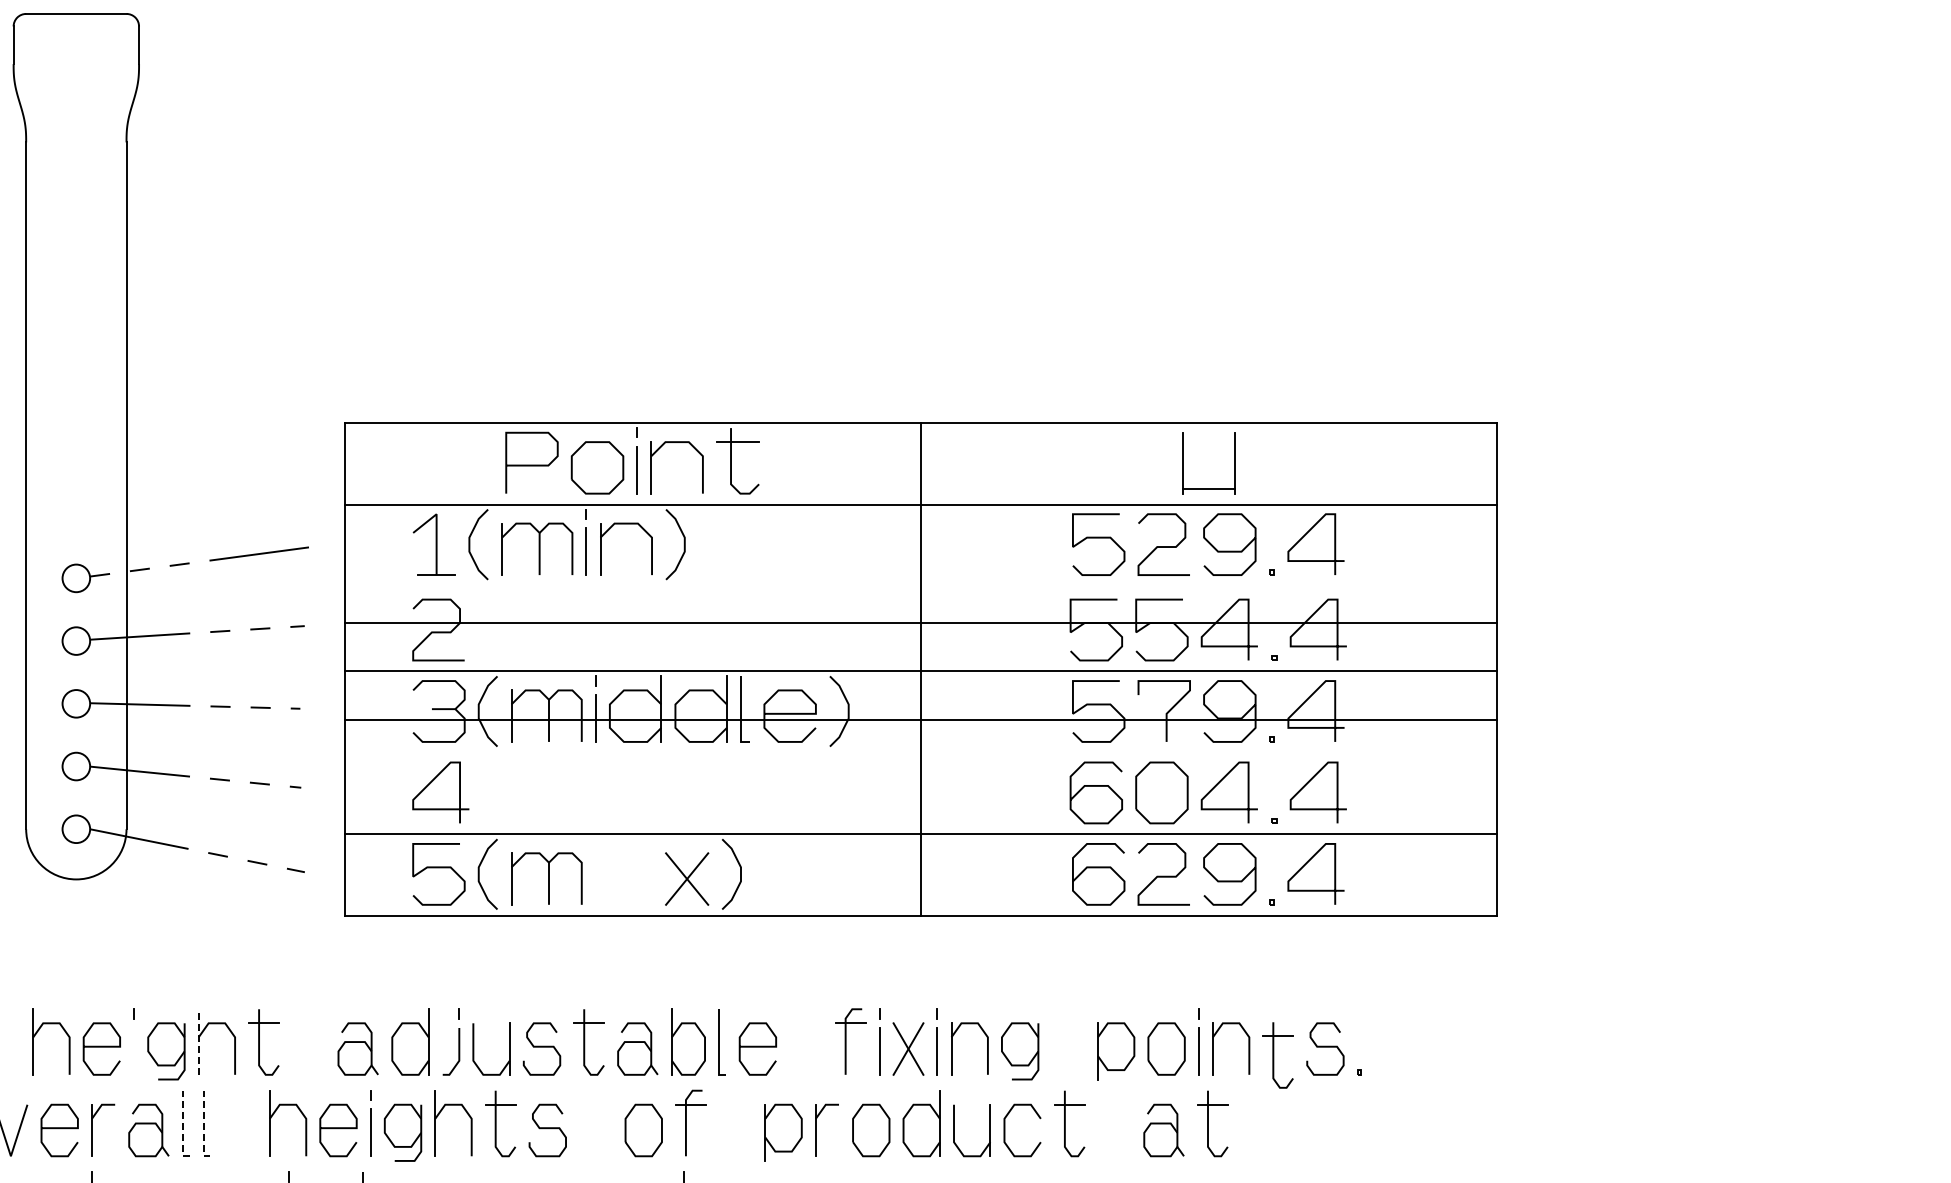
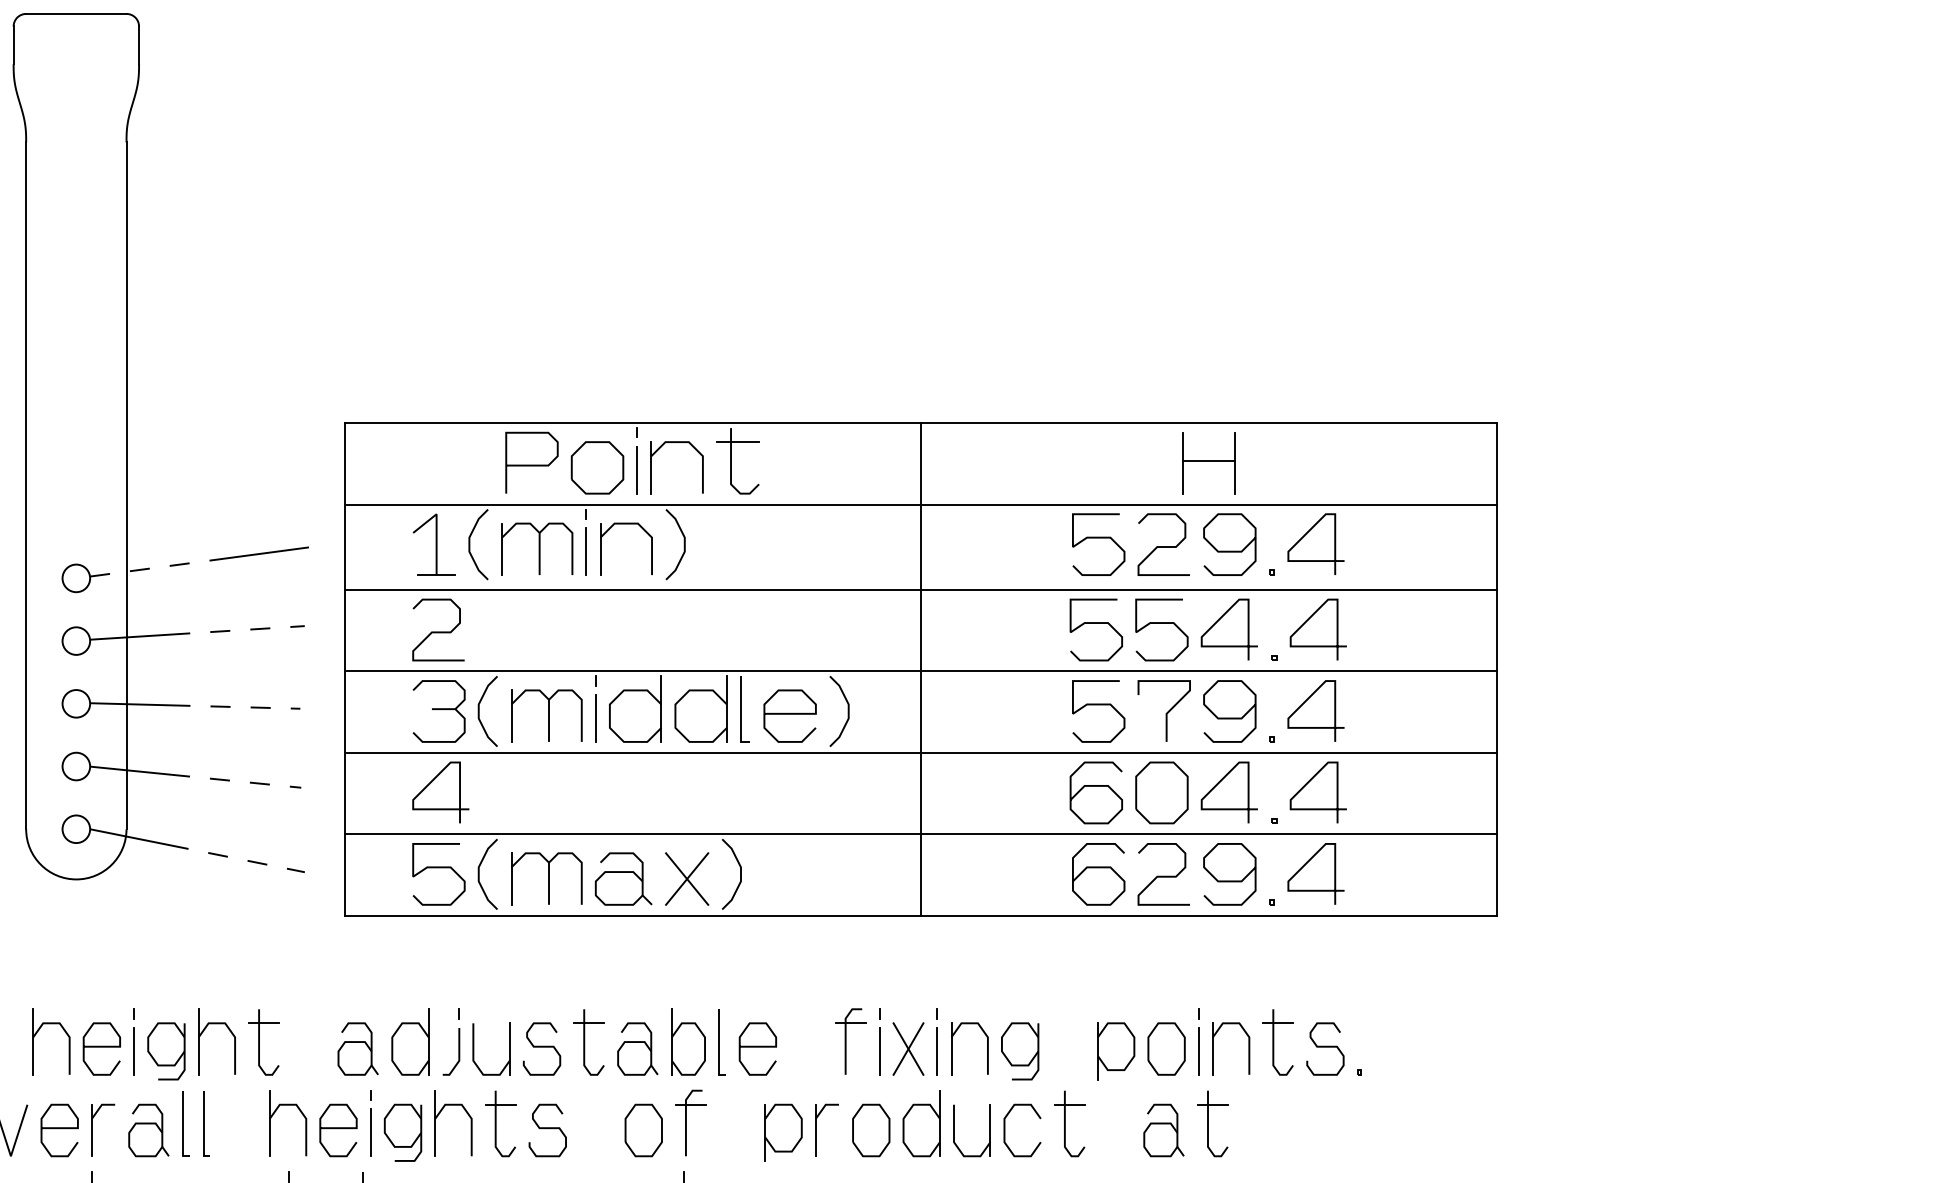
line position: (1208, 488) -> (1208, 460) (1208, 460)
line position: (920, 622) -> (920, 589) (920, 589)
line position: (920, 719) -> (920, 752) (920, 752)
part: none -> present (623, 878)
line: dashed -> solid (198, 1042)
line: none -> present (134, 1050)
part position: (1277, 1055) -> (1277, 1042) (1277, 1042)
line: dashed -> solid (182, 1127)
line: dashed -> solid (203, 1127)
